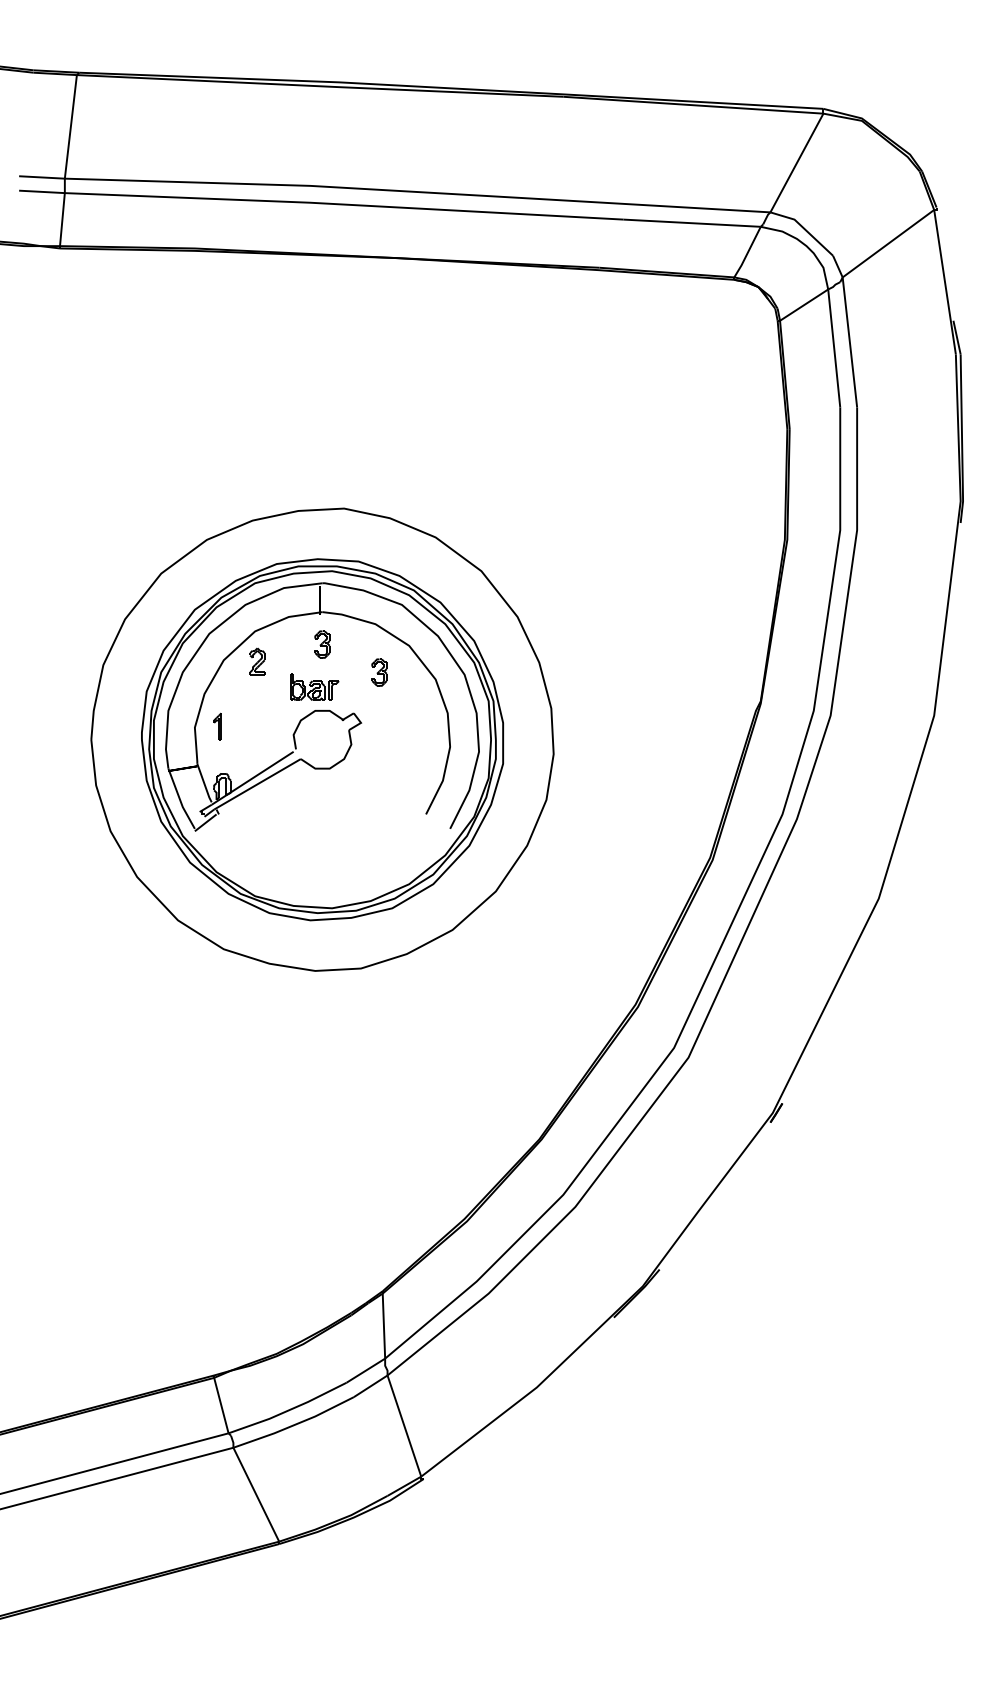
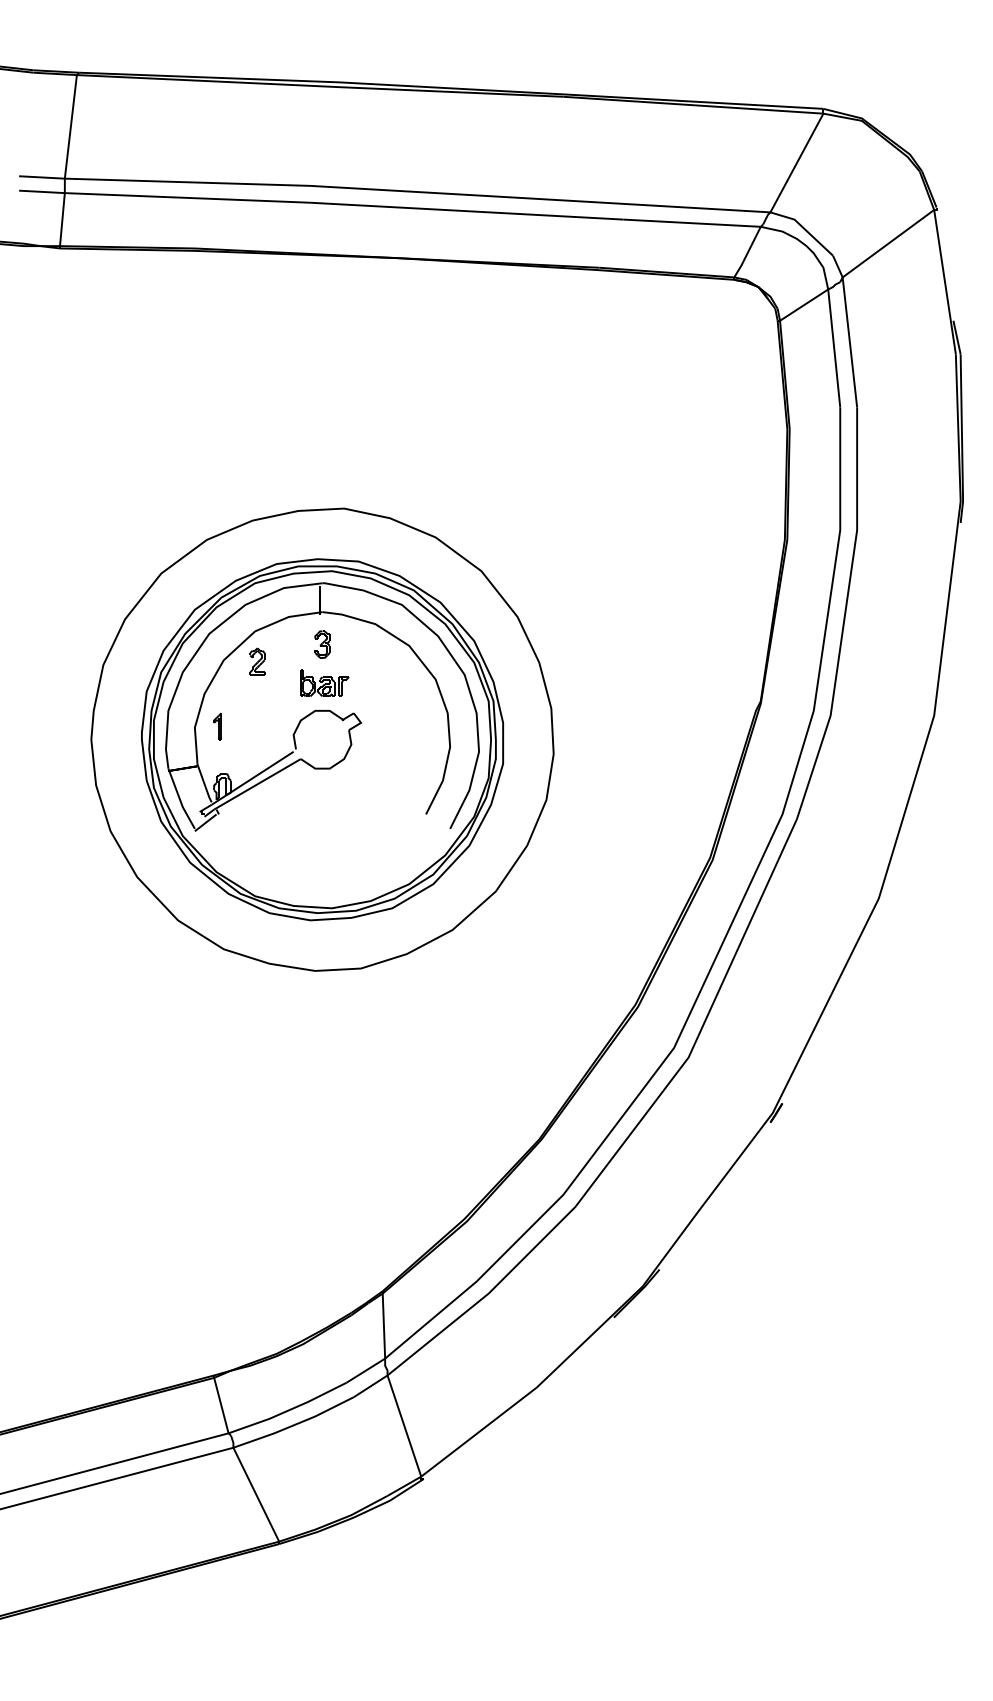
part: present -> none (379, 672)
part position: (314, 686) -> (324, 682) (324, 682)
